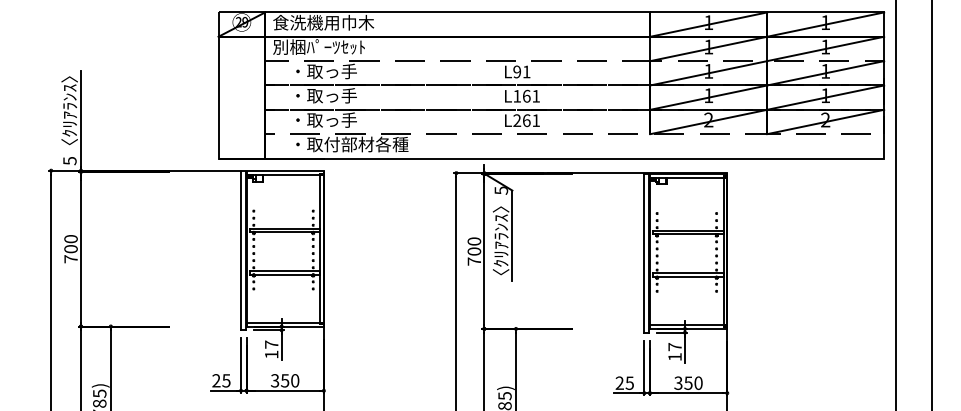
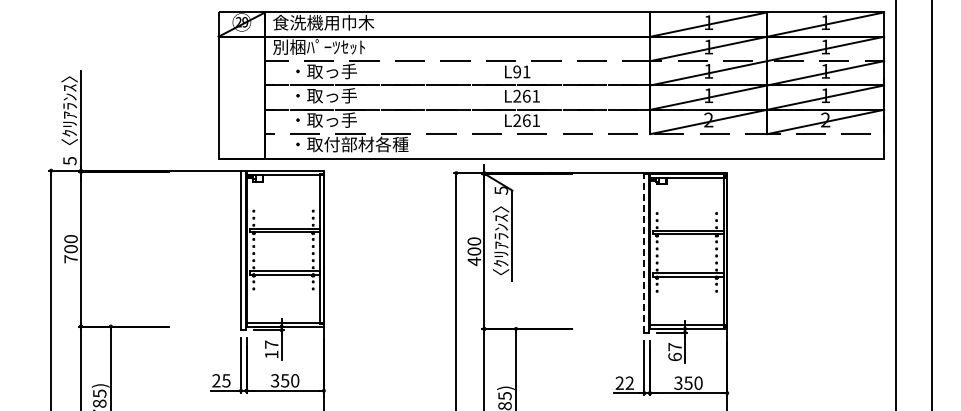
text: L161 -> L261 (517, 95)
line: solid -> dashed (644, 252)
text: 700 -> 400 (473, 261)
text: 17 -> 67 (674, 356)
text: 25 -> 22 (629, 382)
